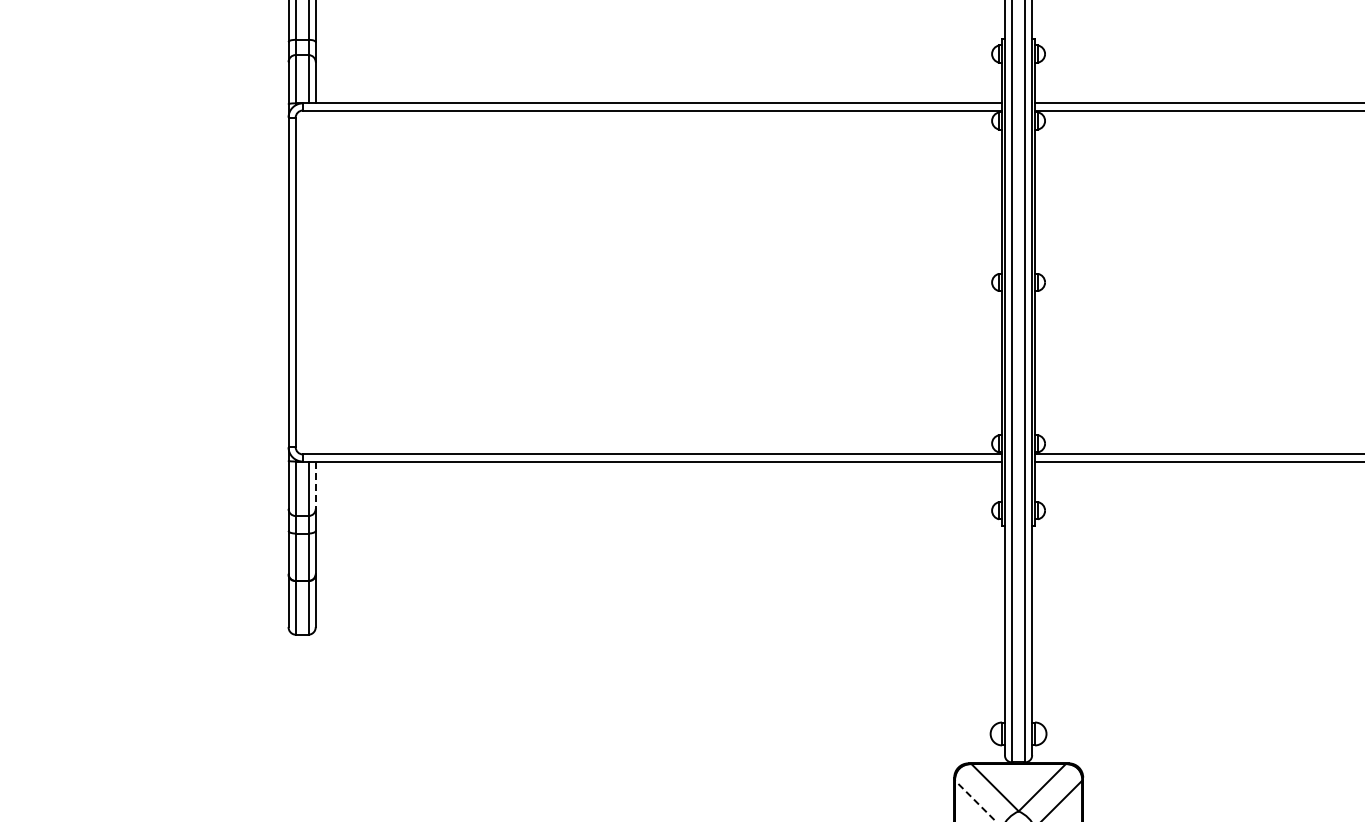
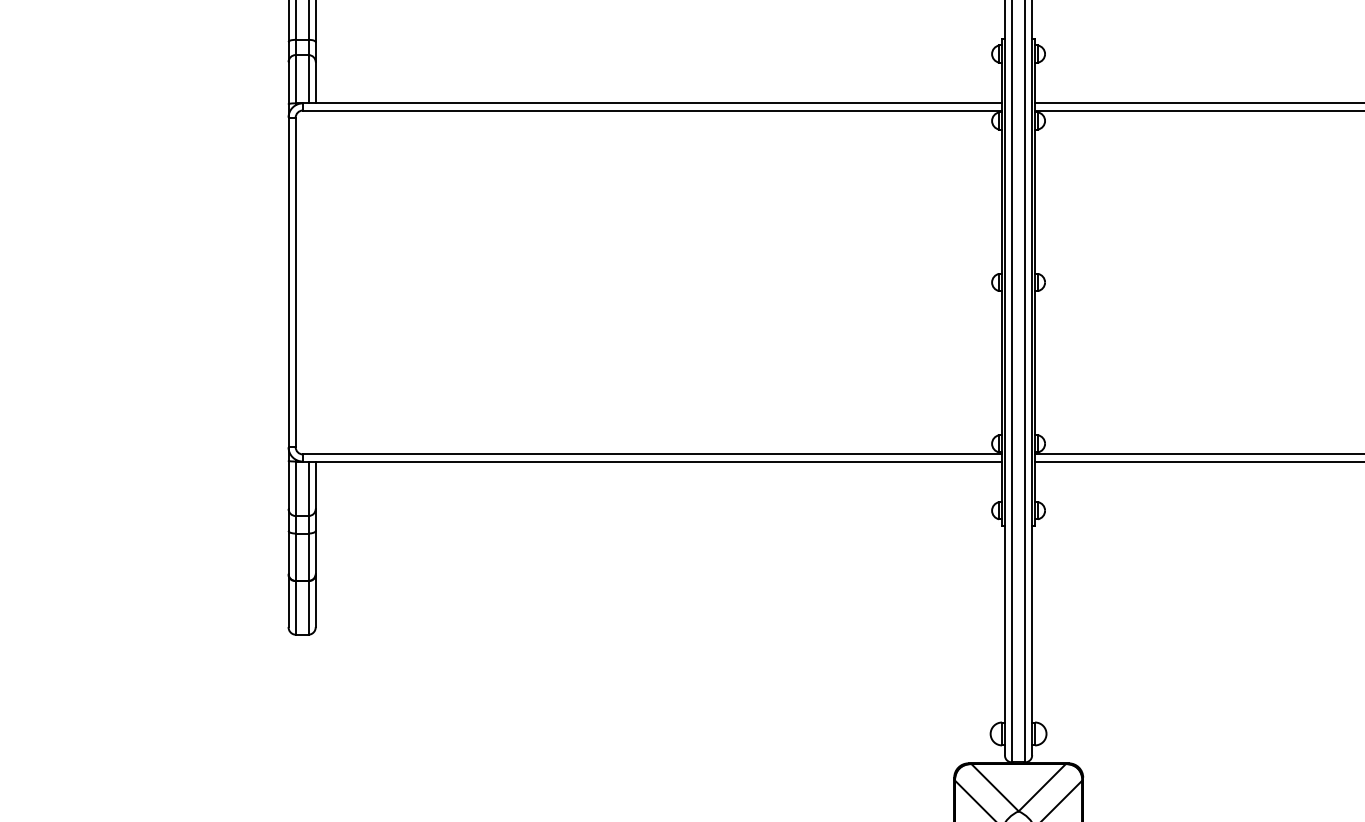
line: dashed -> solid (315, 485)
line: dashed -> solid (975, 801)
